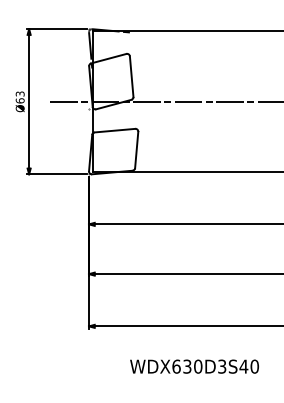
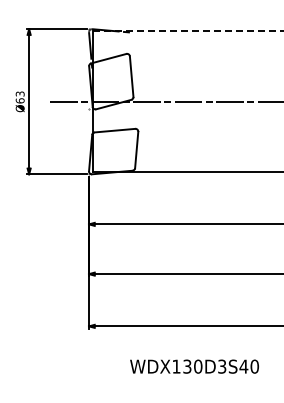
line: solid -> dashed (187, 31)
text: WDX630D3S40 -> WDX130D3S40 (176, 366)
